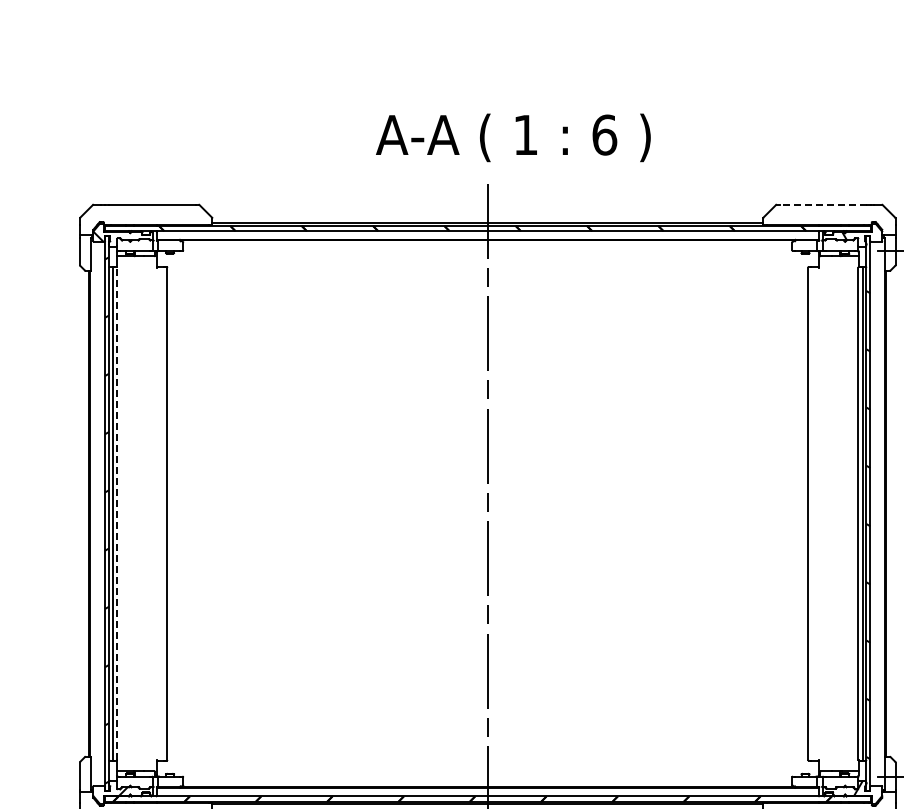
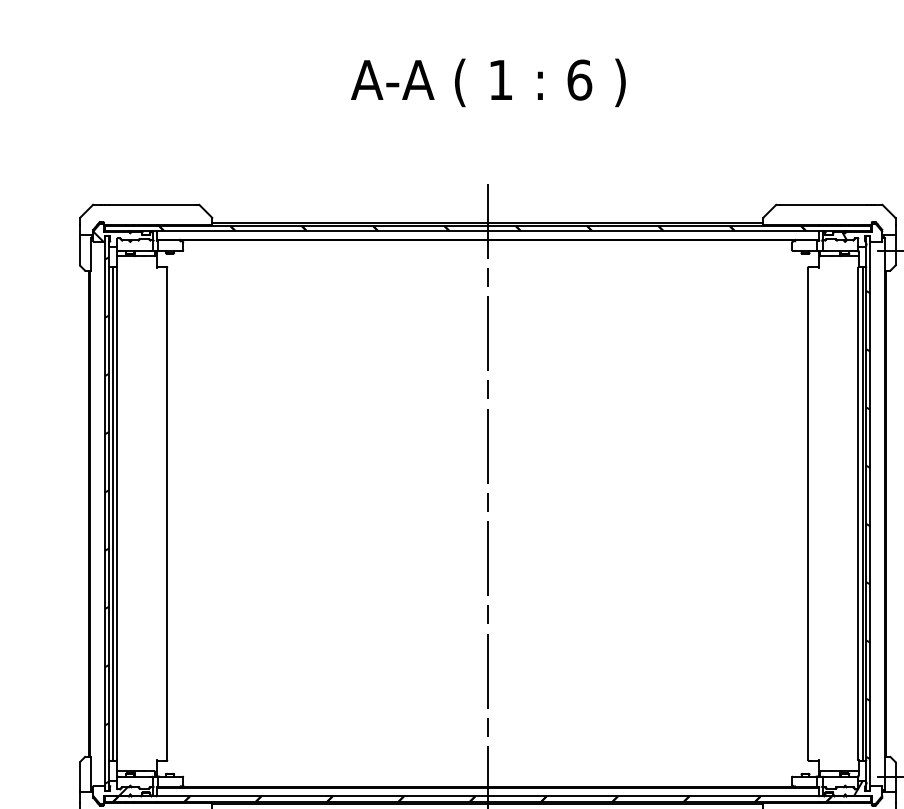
text position: (513, 137) -> (488, 82) (488, 82)
line: dashed -> solid (823, 204)
line: dashed -> solid (117, 513)
